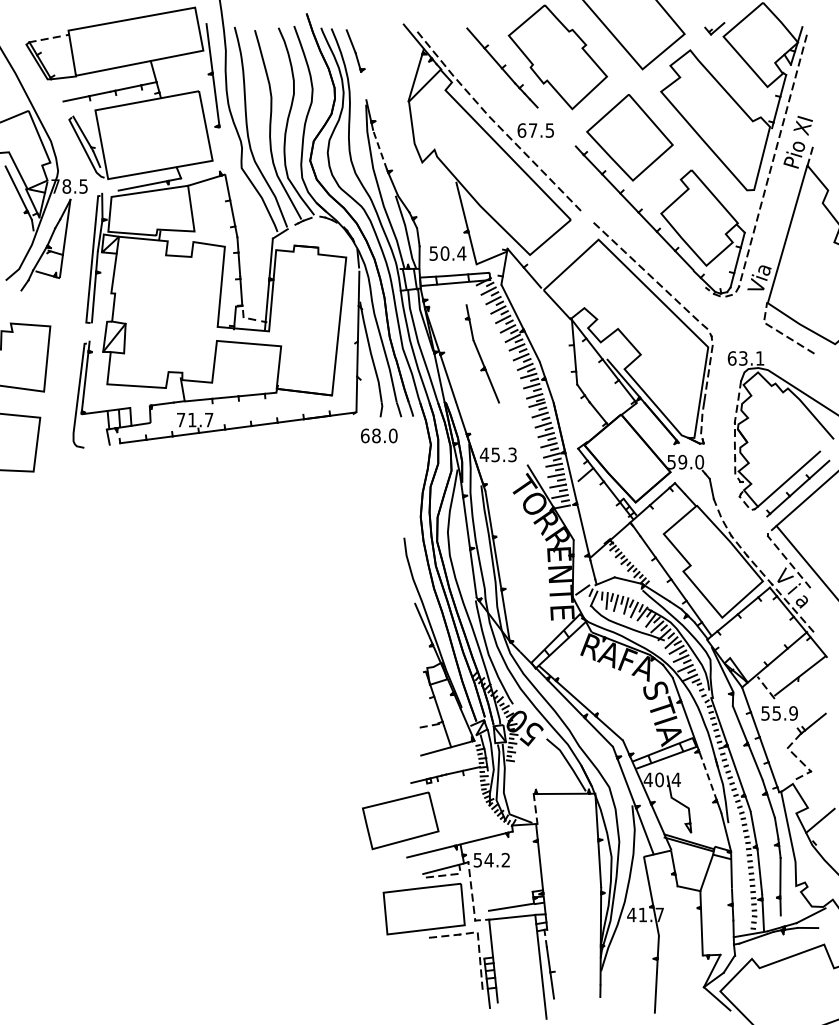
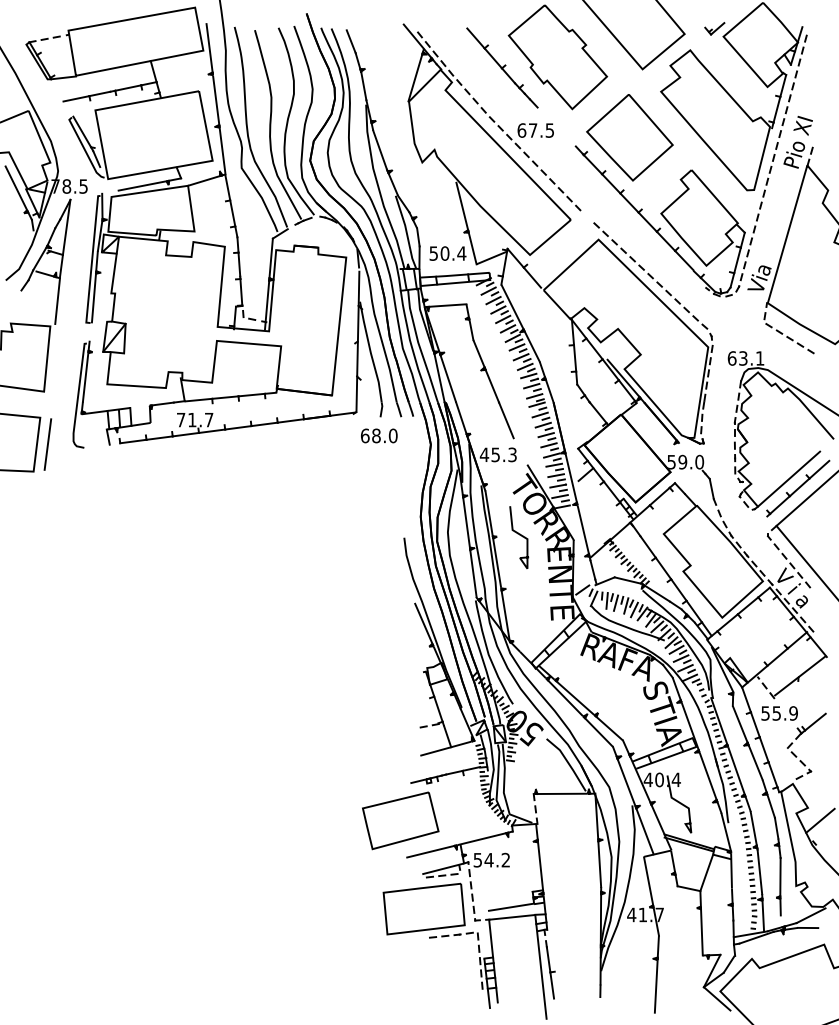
line: none -> present (363, 86)
line: dashed -> solid (380, 150)
line: none -> present (222, 151)
line: none -> present (57, 301)
line: none -> present (447, 305)
line: none -> present (506, 420)
line: none -> present (47, 444)
curve: none -> present (519, 535)
line: dashed -> solid (709, 778)
